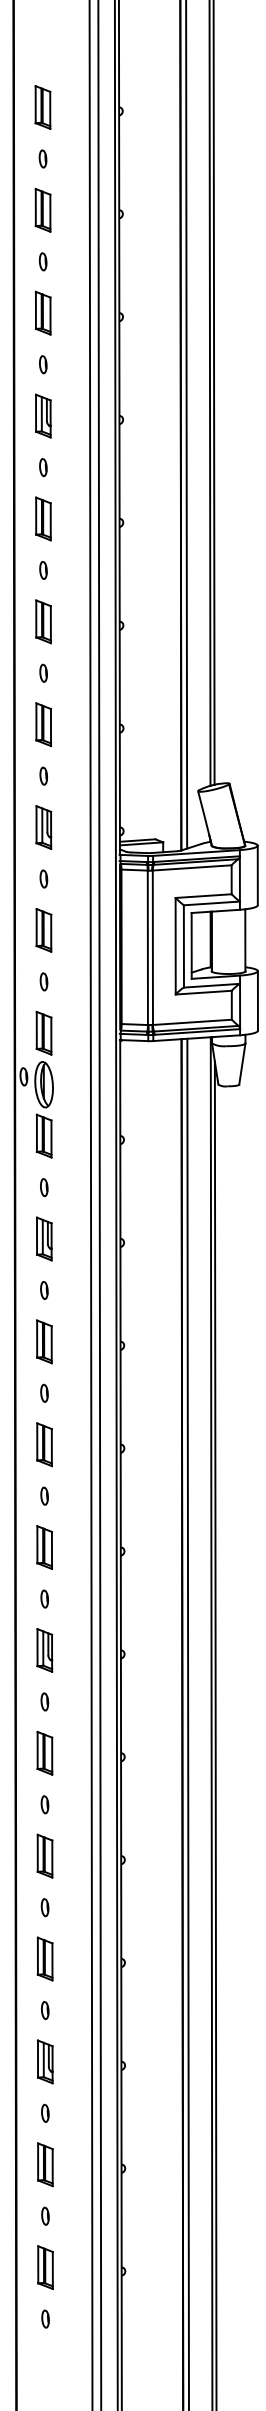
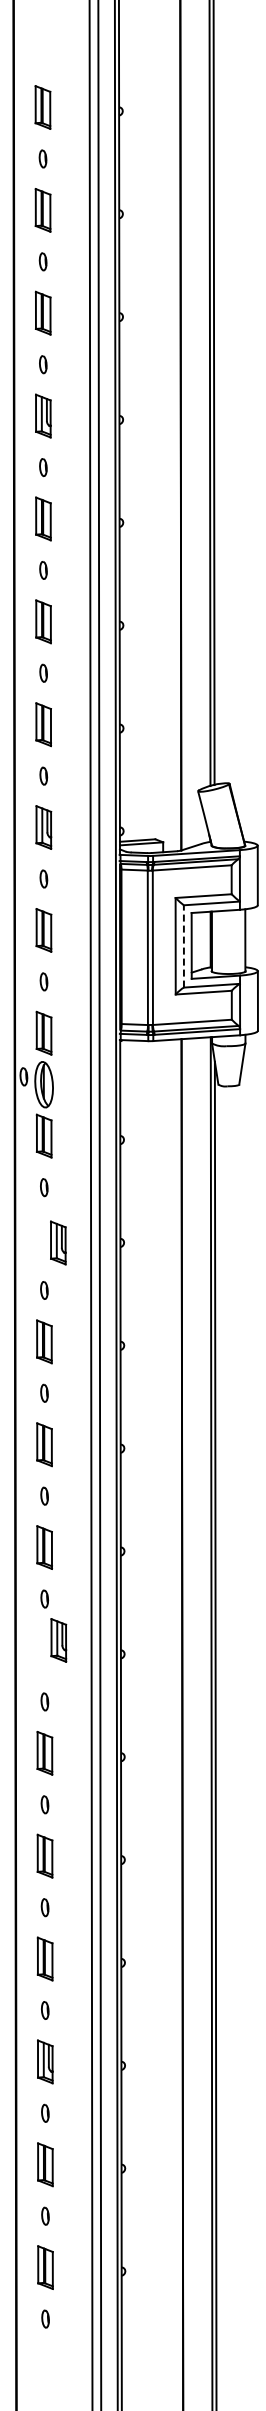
line: present -> none (186, 425)
line: solid -> dashed (183, 945)
part position: (44, 1238) -> (58, 1242) (58, 1242)
part position: (44, 1650) -> (58, 1640) (58, 1640)
line: present -> none (187, 1722)
